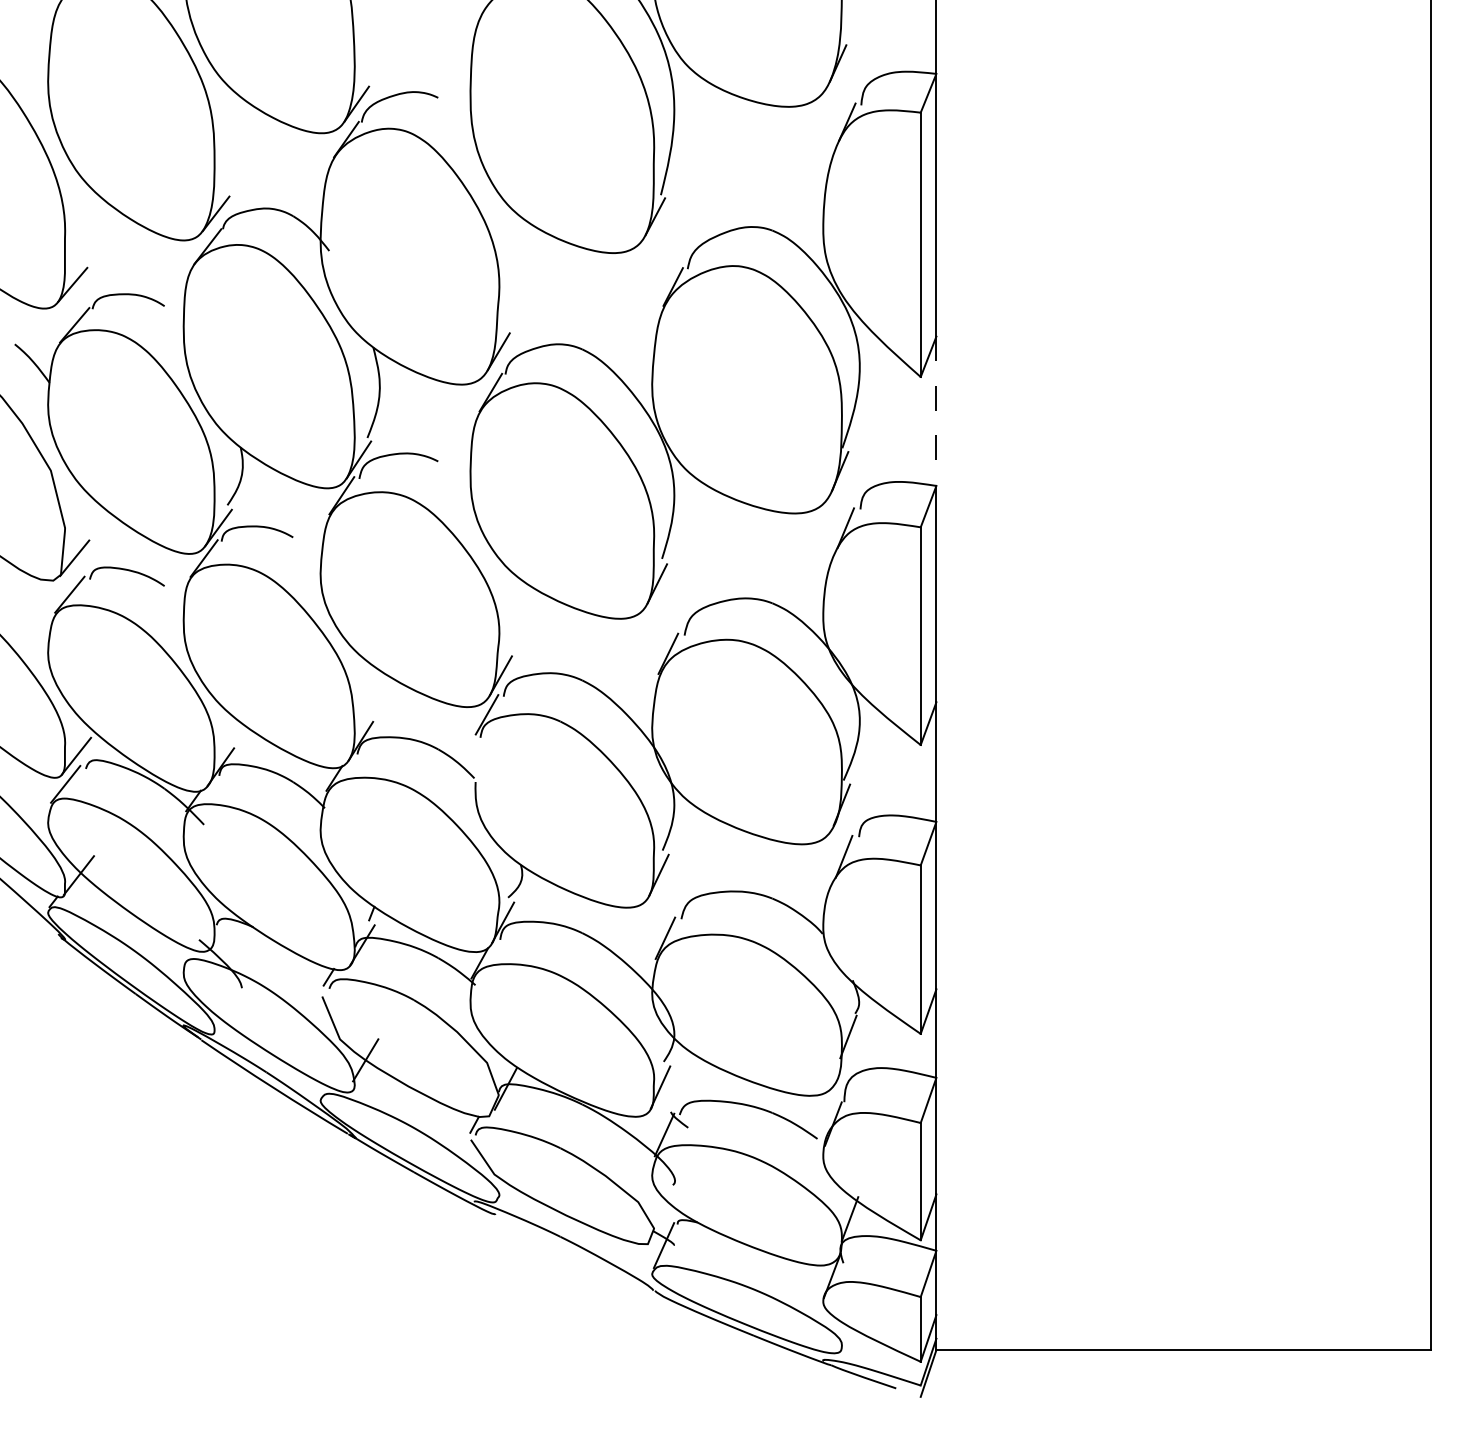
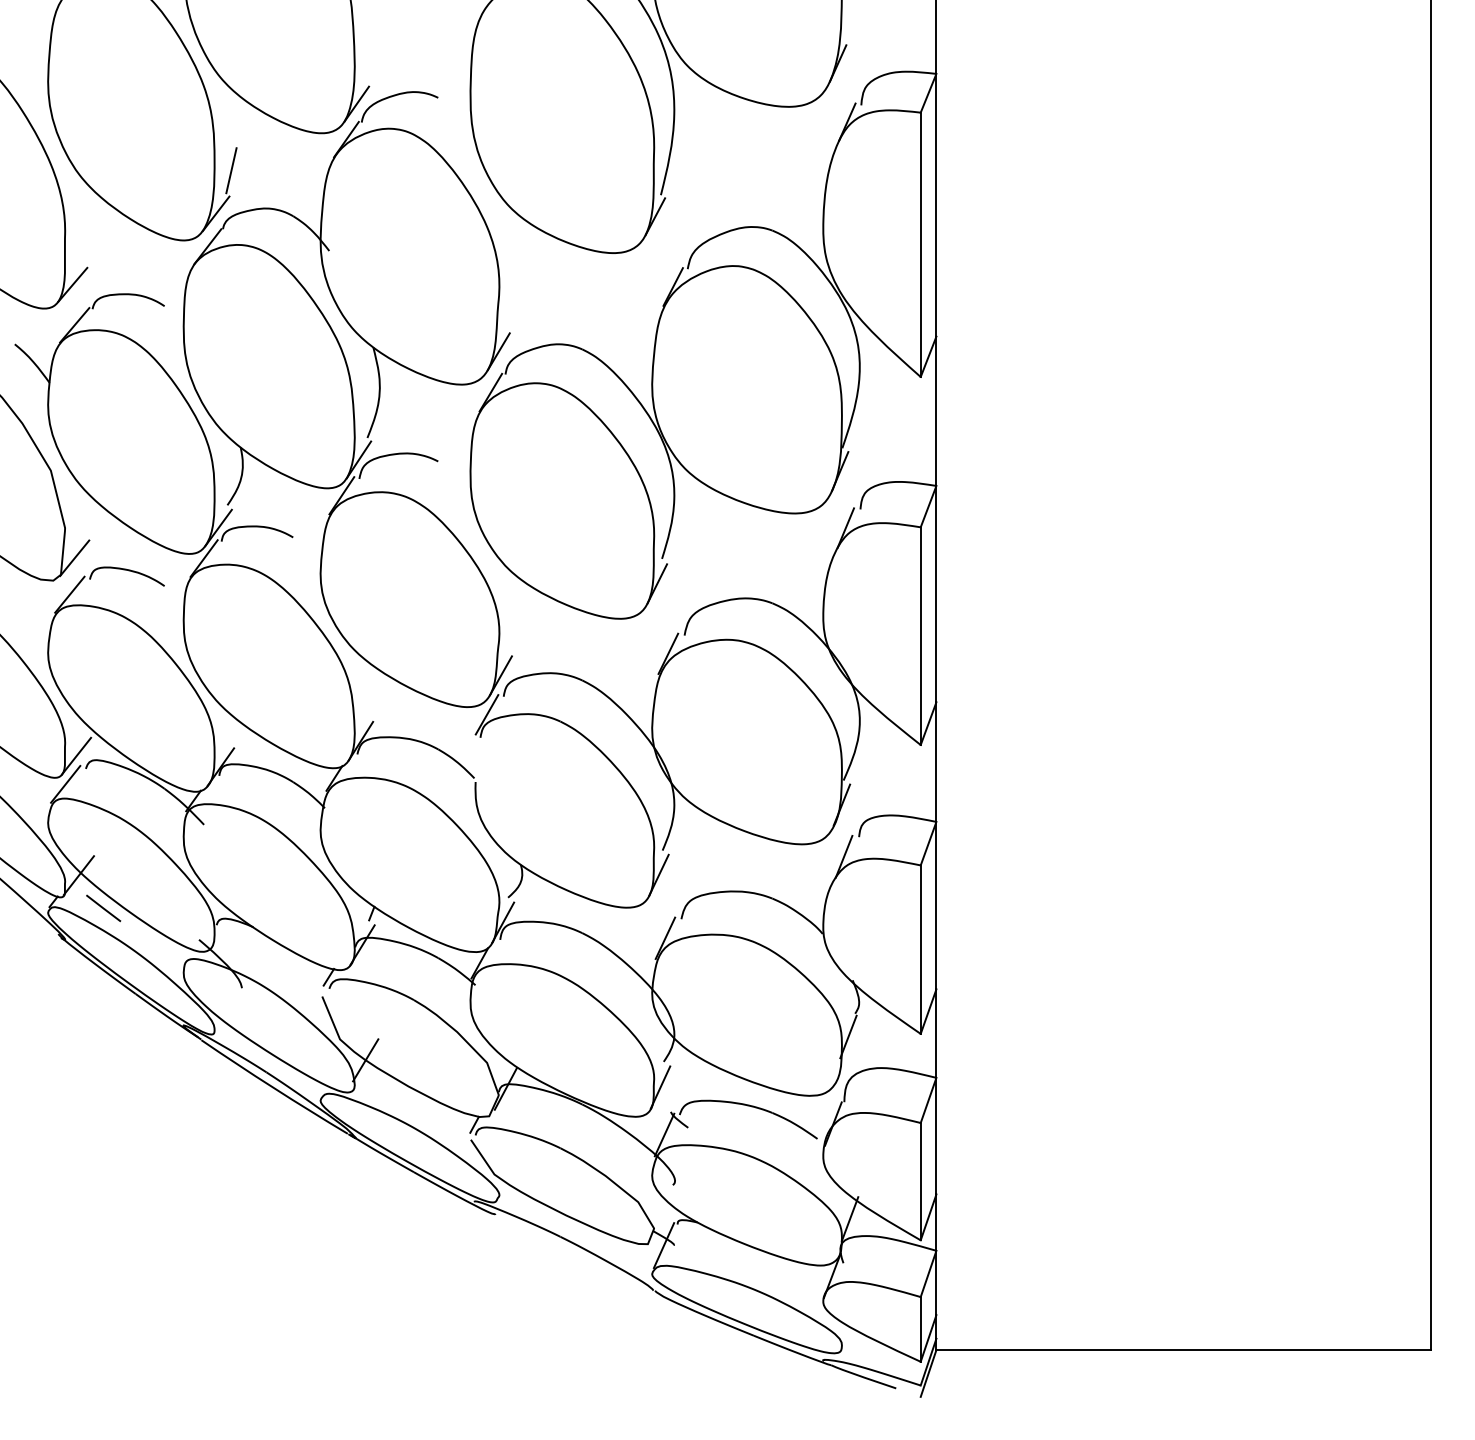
line: none -> present (231, 170)
line: dashed -> solid (936, 411)
line: none -> present (103, 908)
